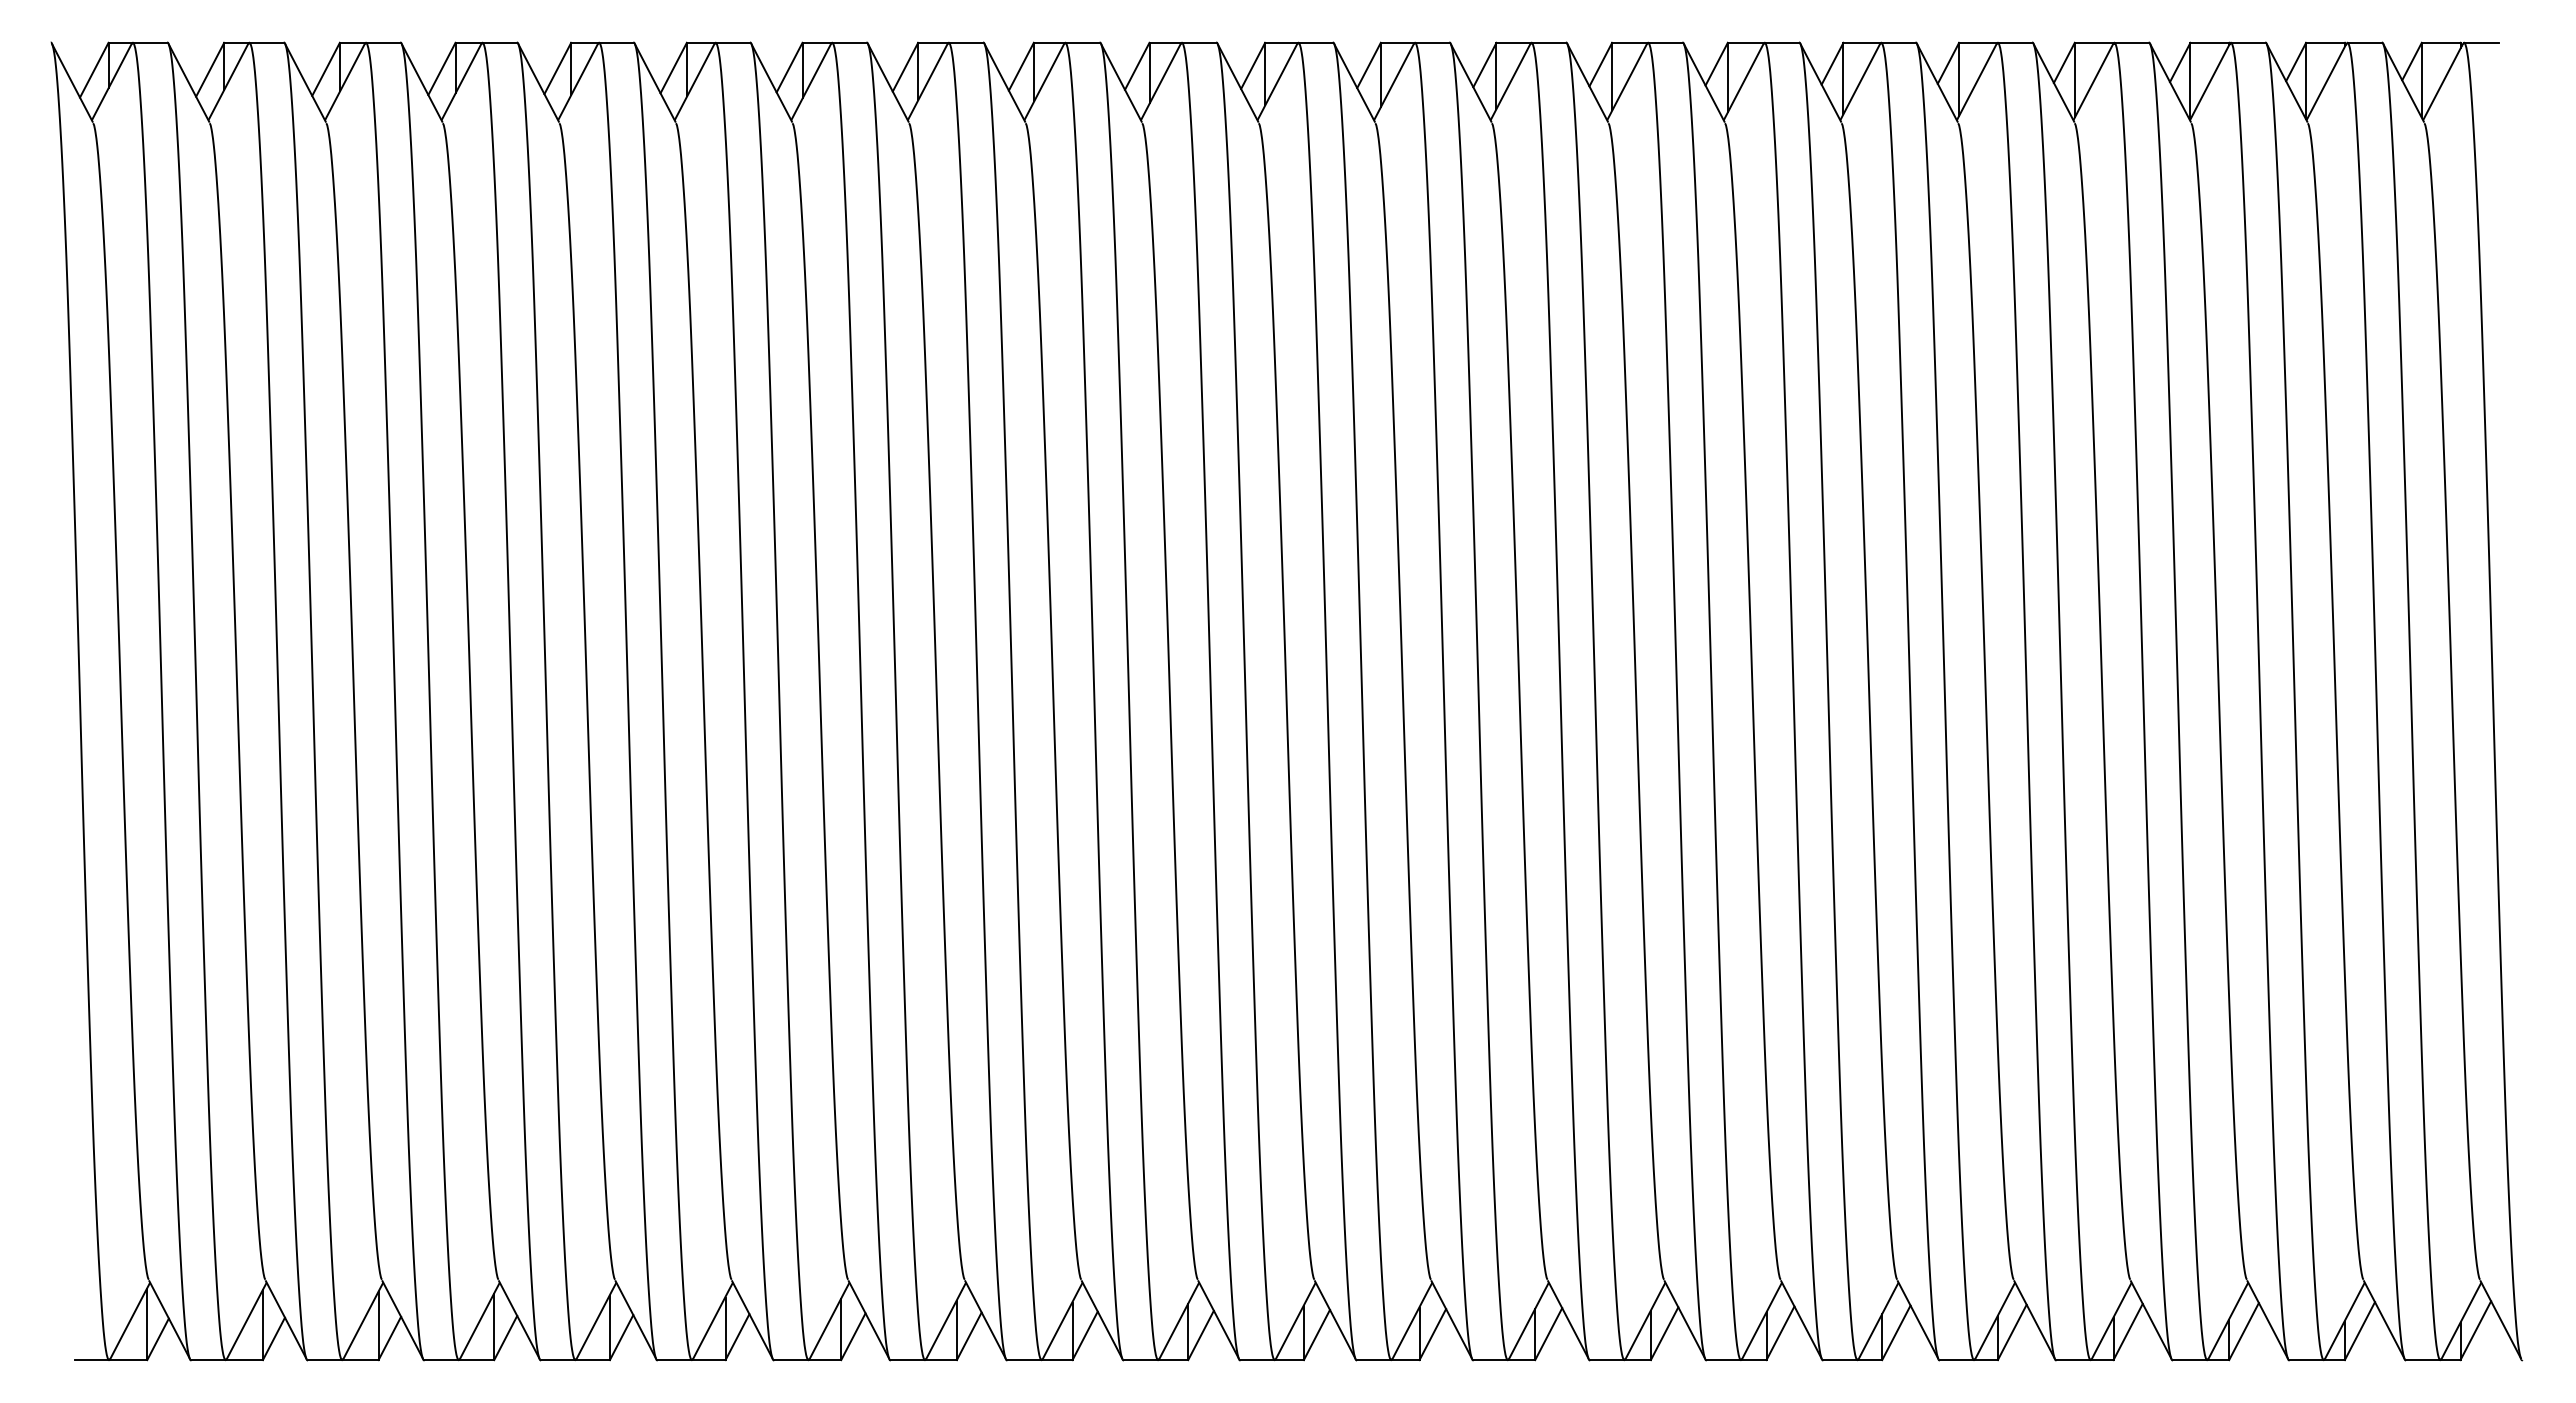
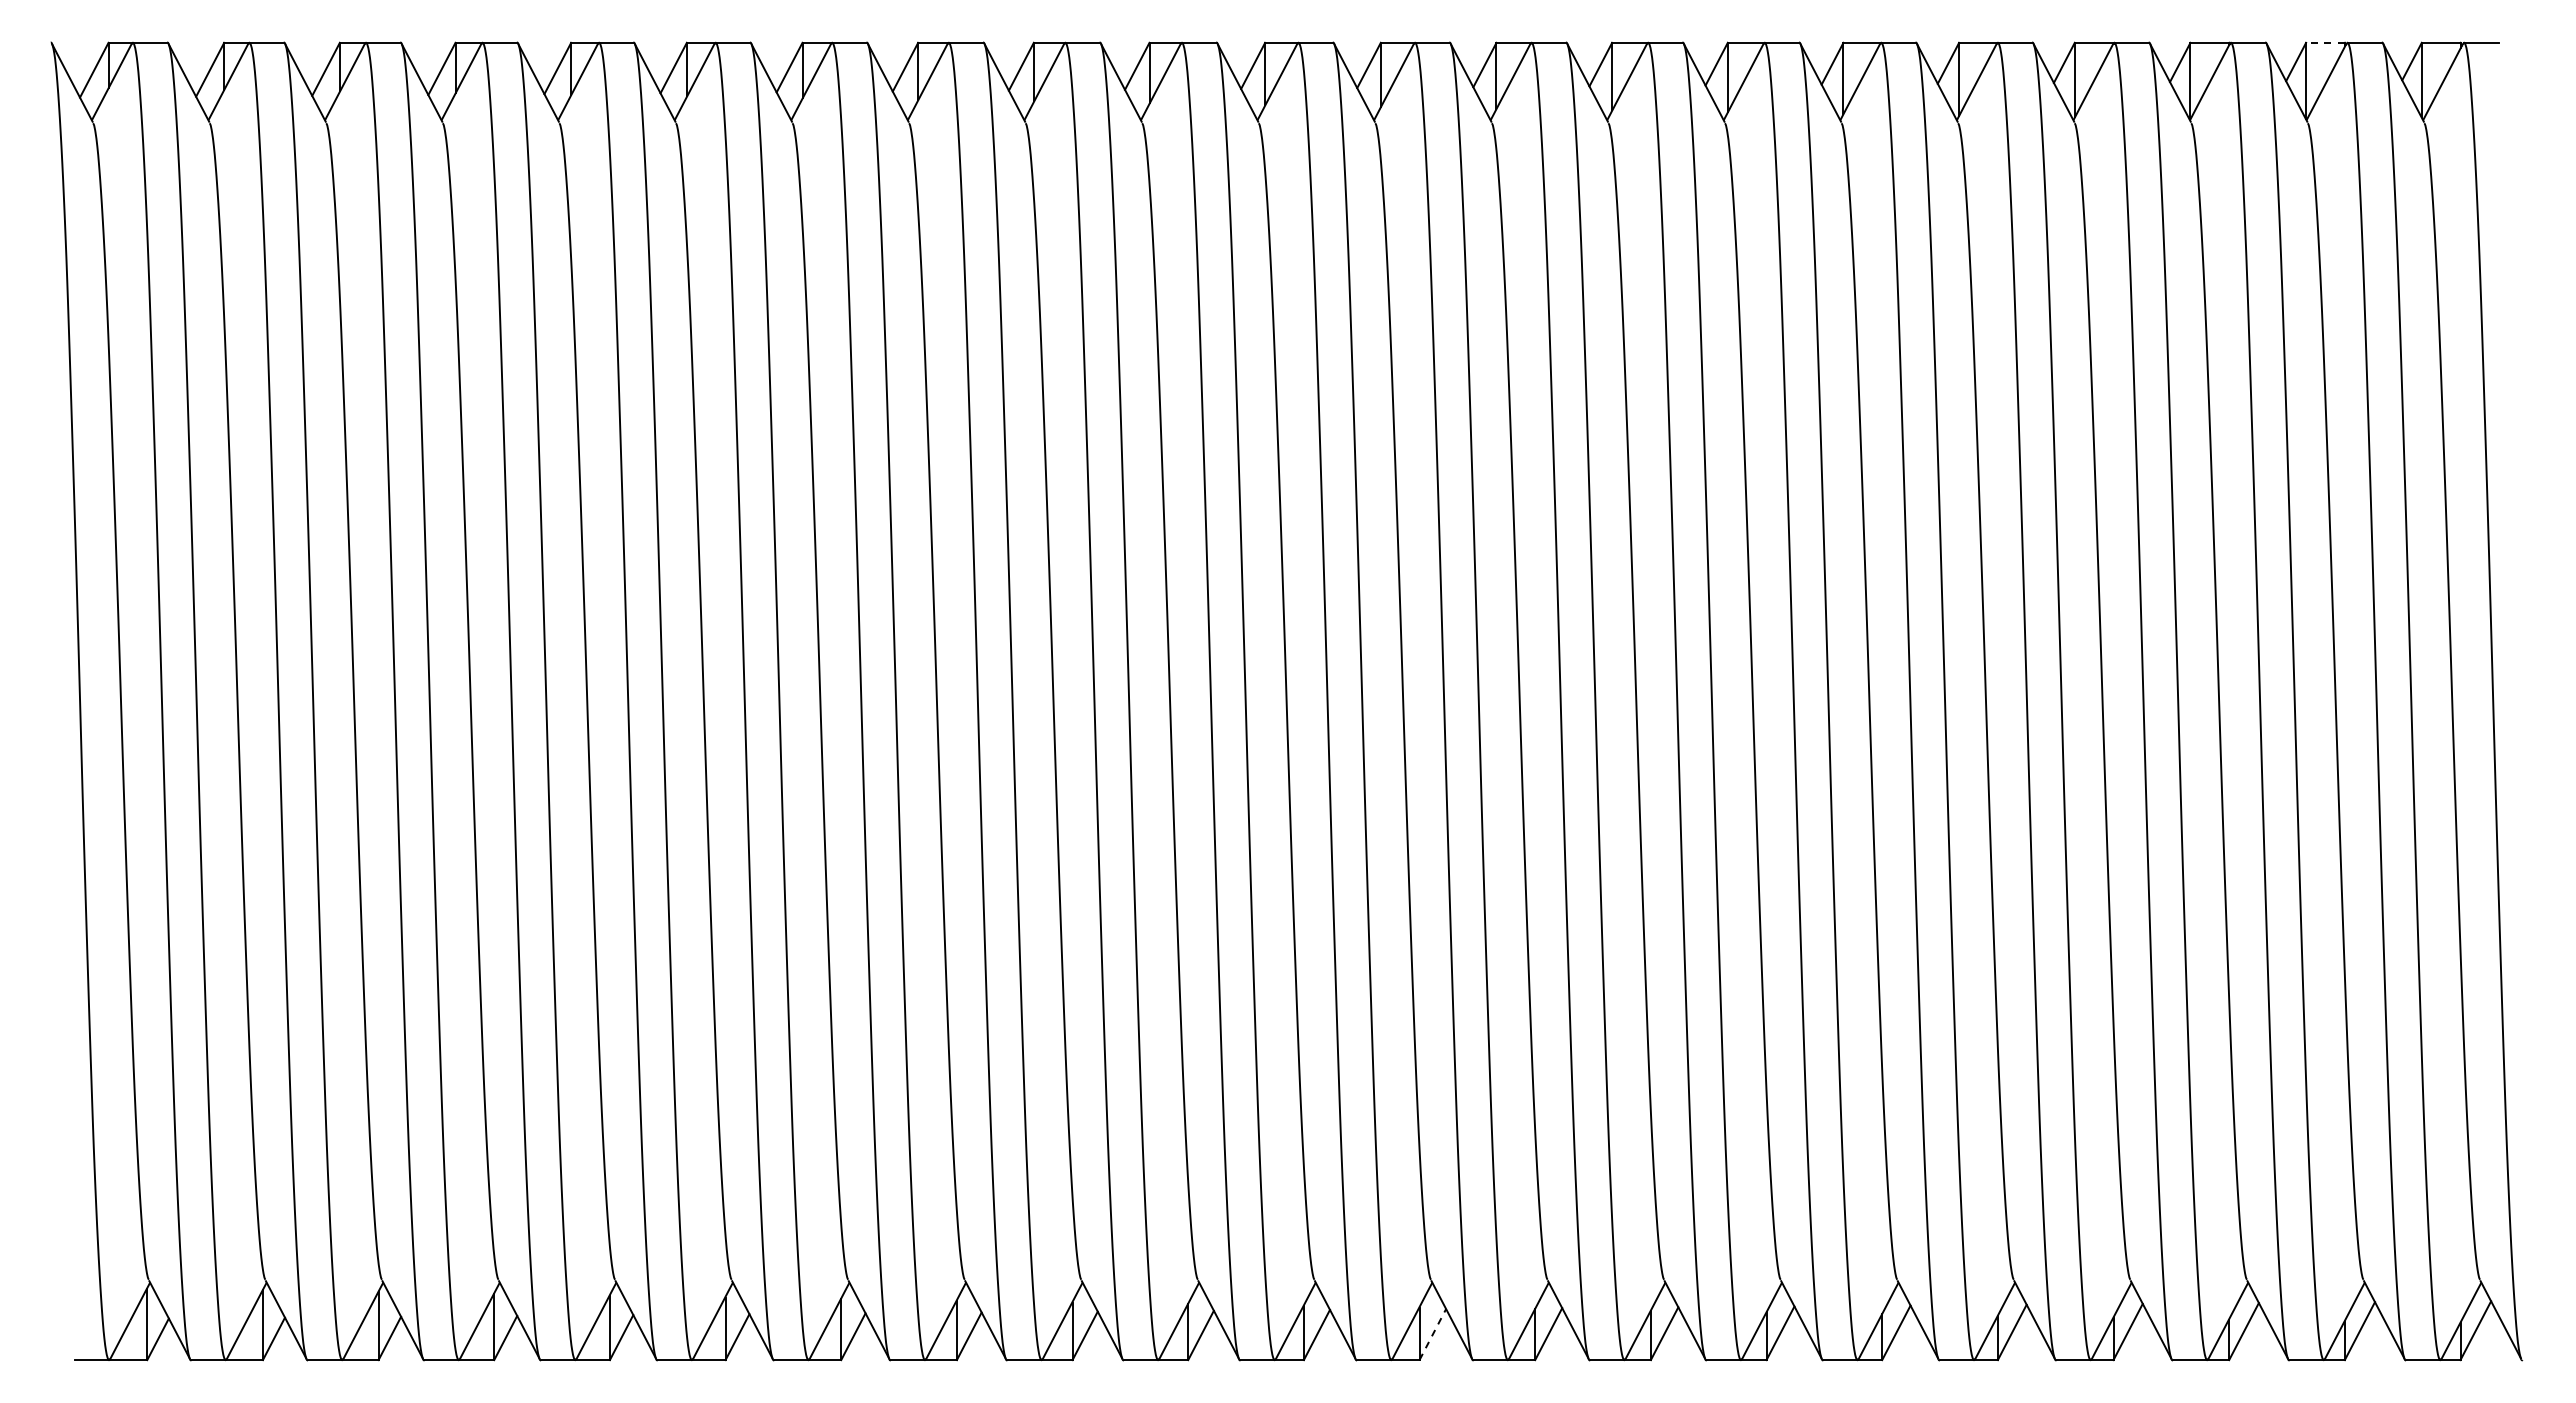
line: solid -> dashed (2324, 42)
line: solid -> dashed (1432, 1334)
